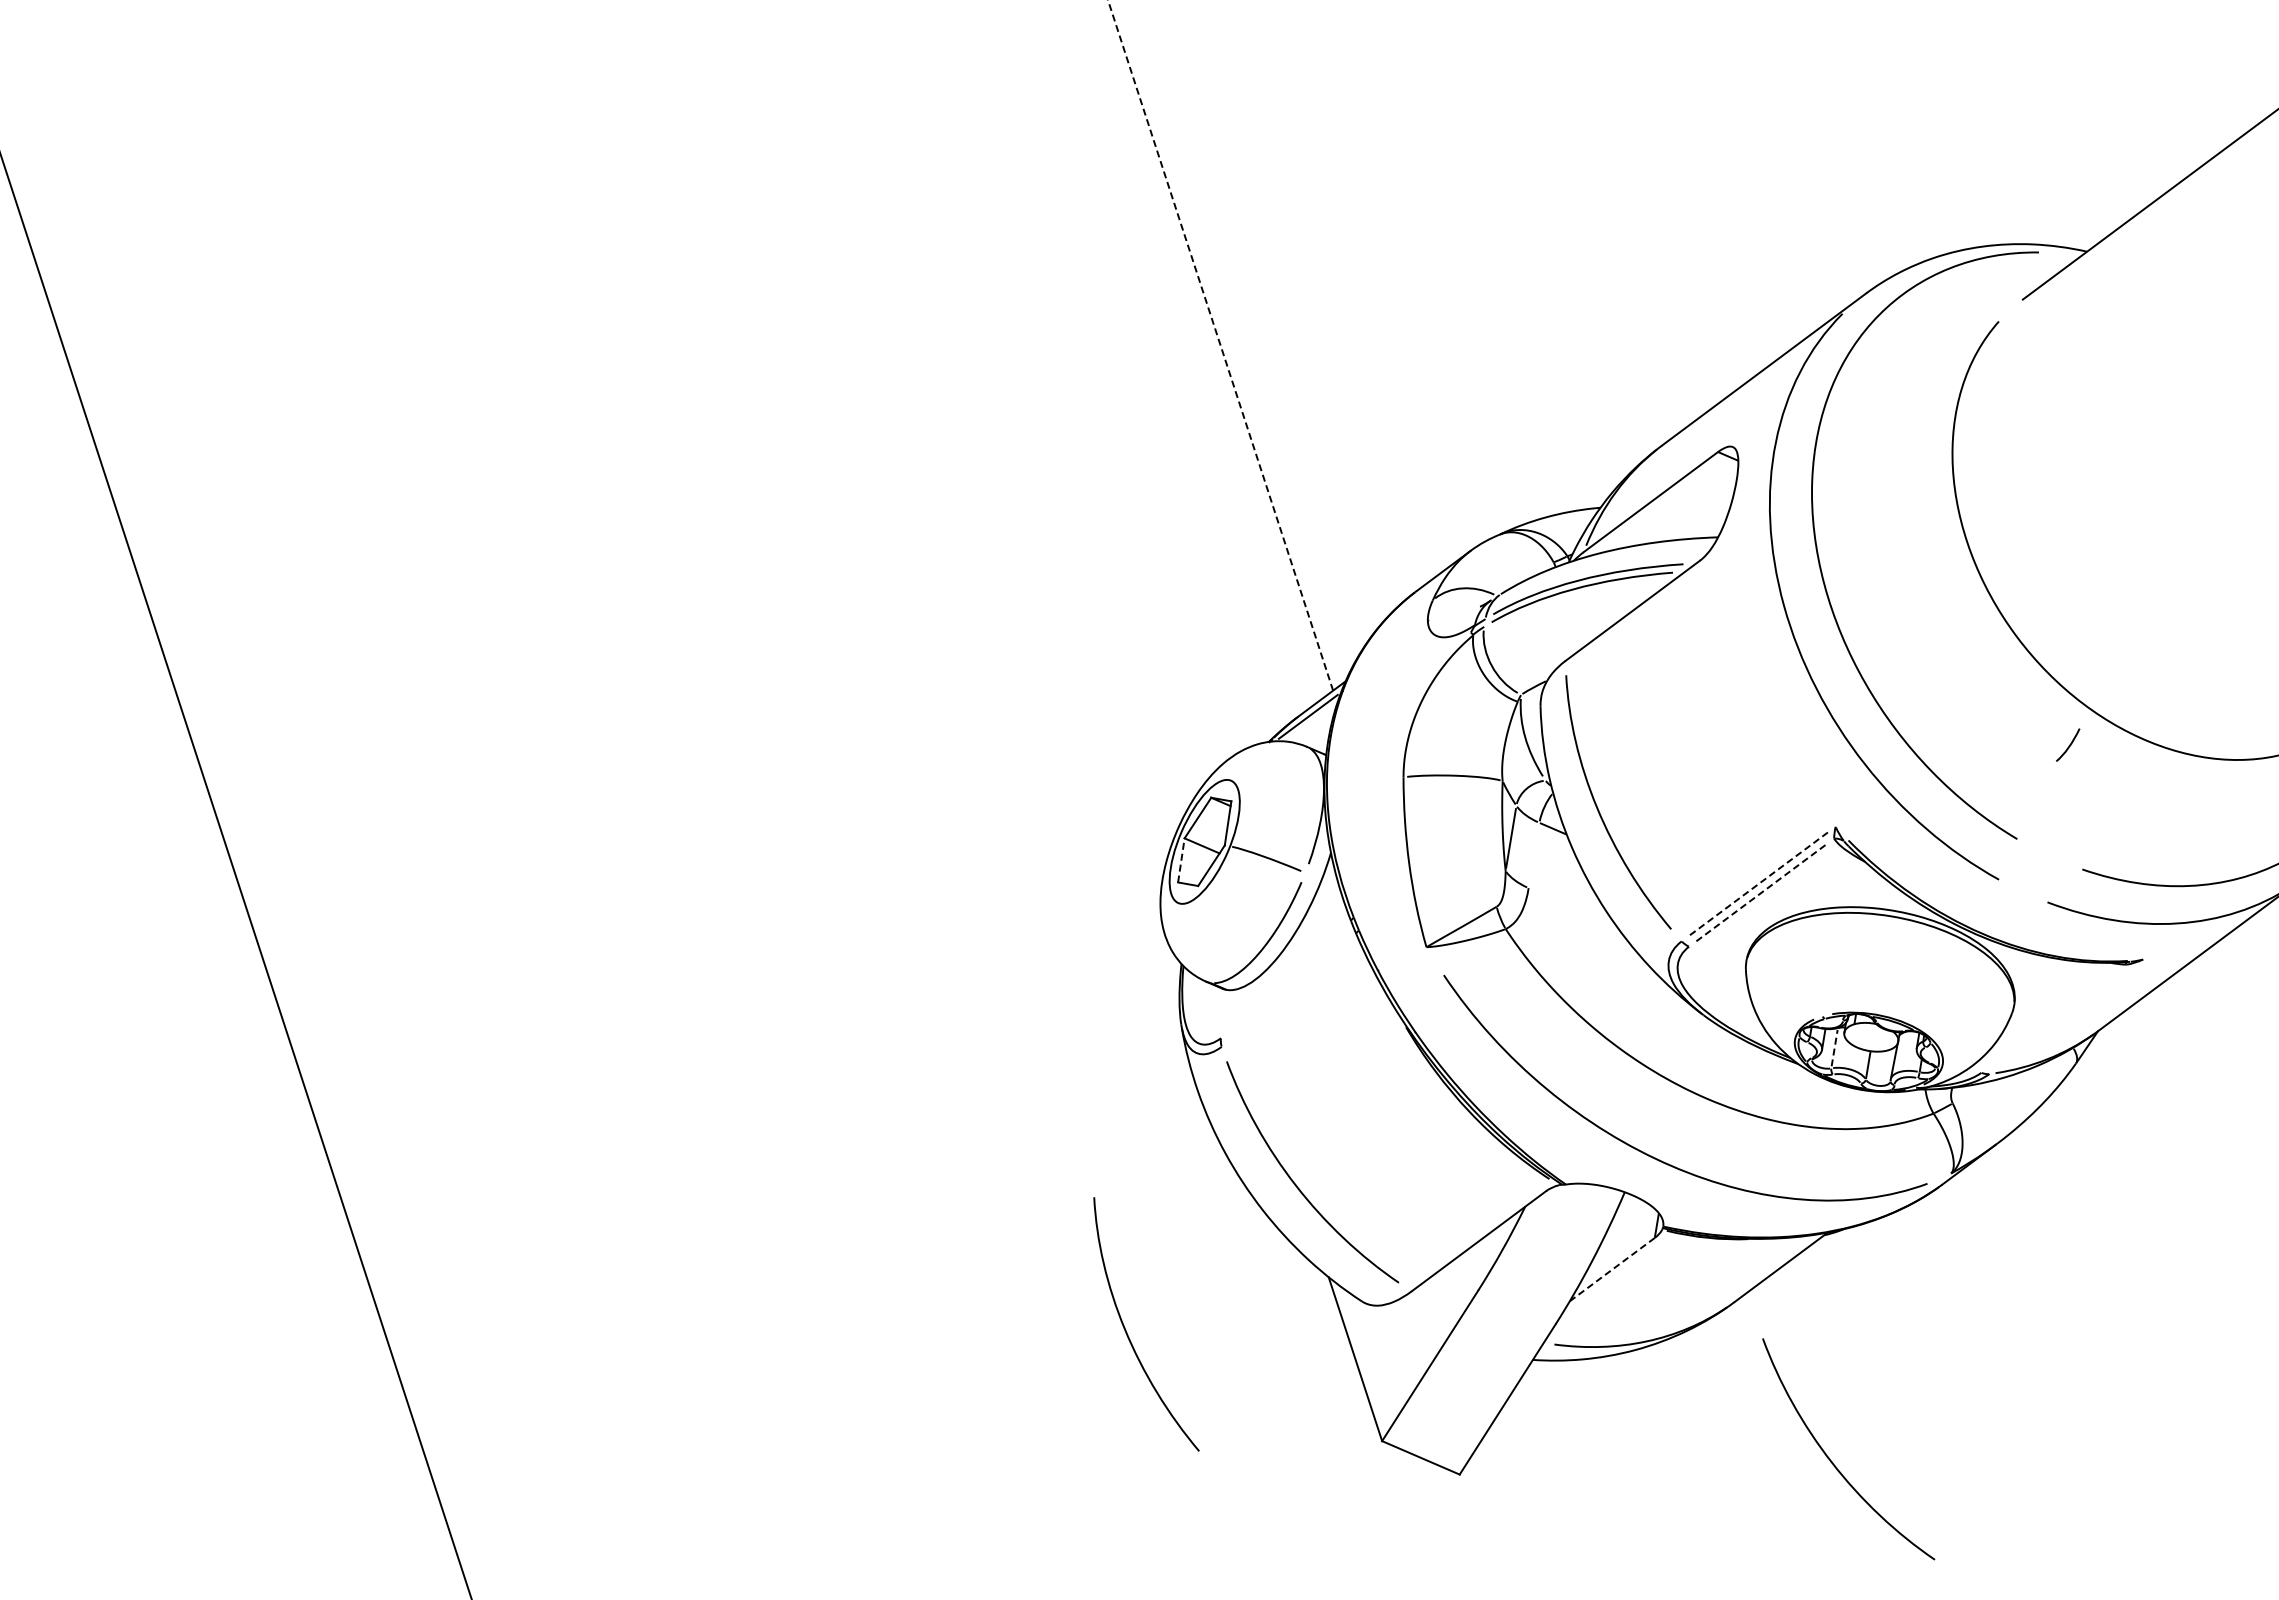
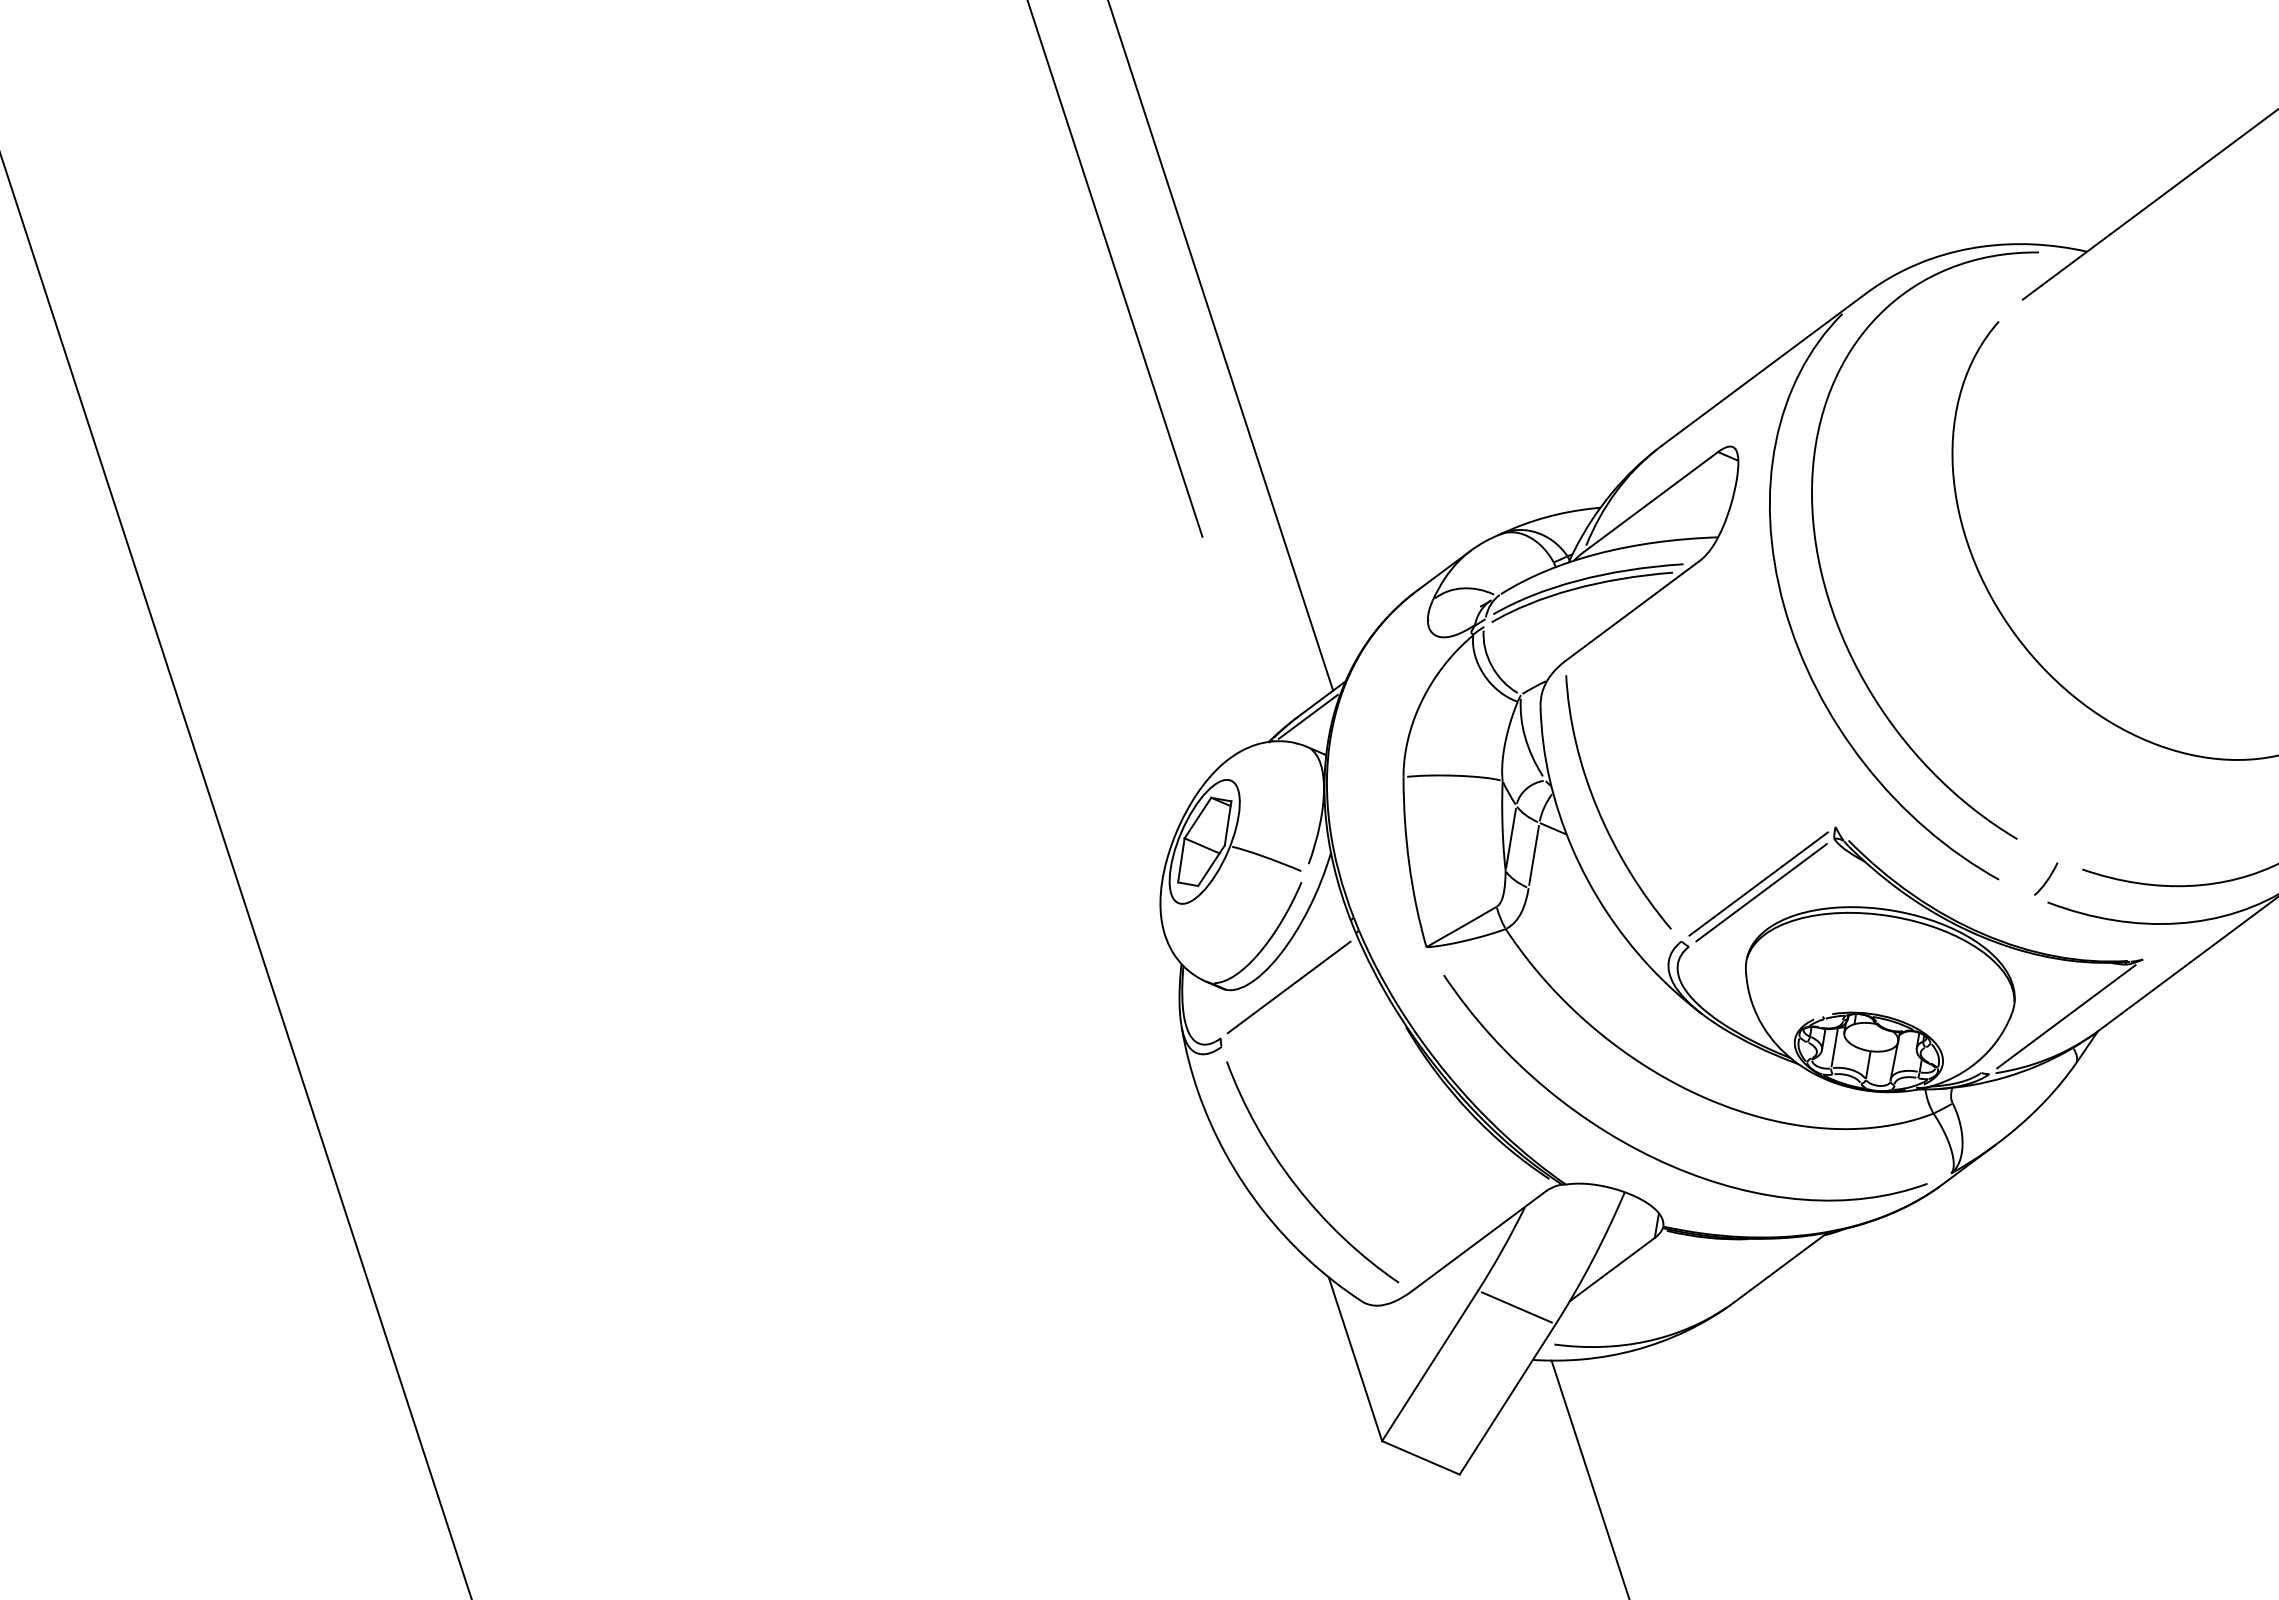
line: none -> present (1115, 269)
line: dashed -> solid (1220, 345)
curve position: (2069, 744) -> (2047, 878) (2047, 878)
line: none -> present (1533, 855)
line: dashed -> solid (1181, 859)
line: dashed -> solid (1758, 884)
line: dashed -> solid (1762, 892)
line: none -> present (1288, 987)
line: none -> present (2066, 1016)
line: dashed -> solid (1834, 1047)
line: dashed -> solid (1612, 1269)
line: none -> present (1516, 1307)
curve: present -> none (1128, 1334)
curve: present -> none (1833, 1462)
line: none -> present (1589, 1478)
